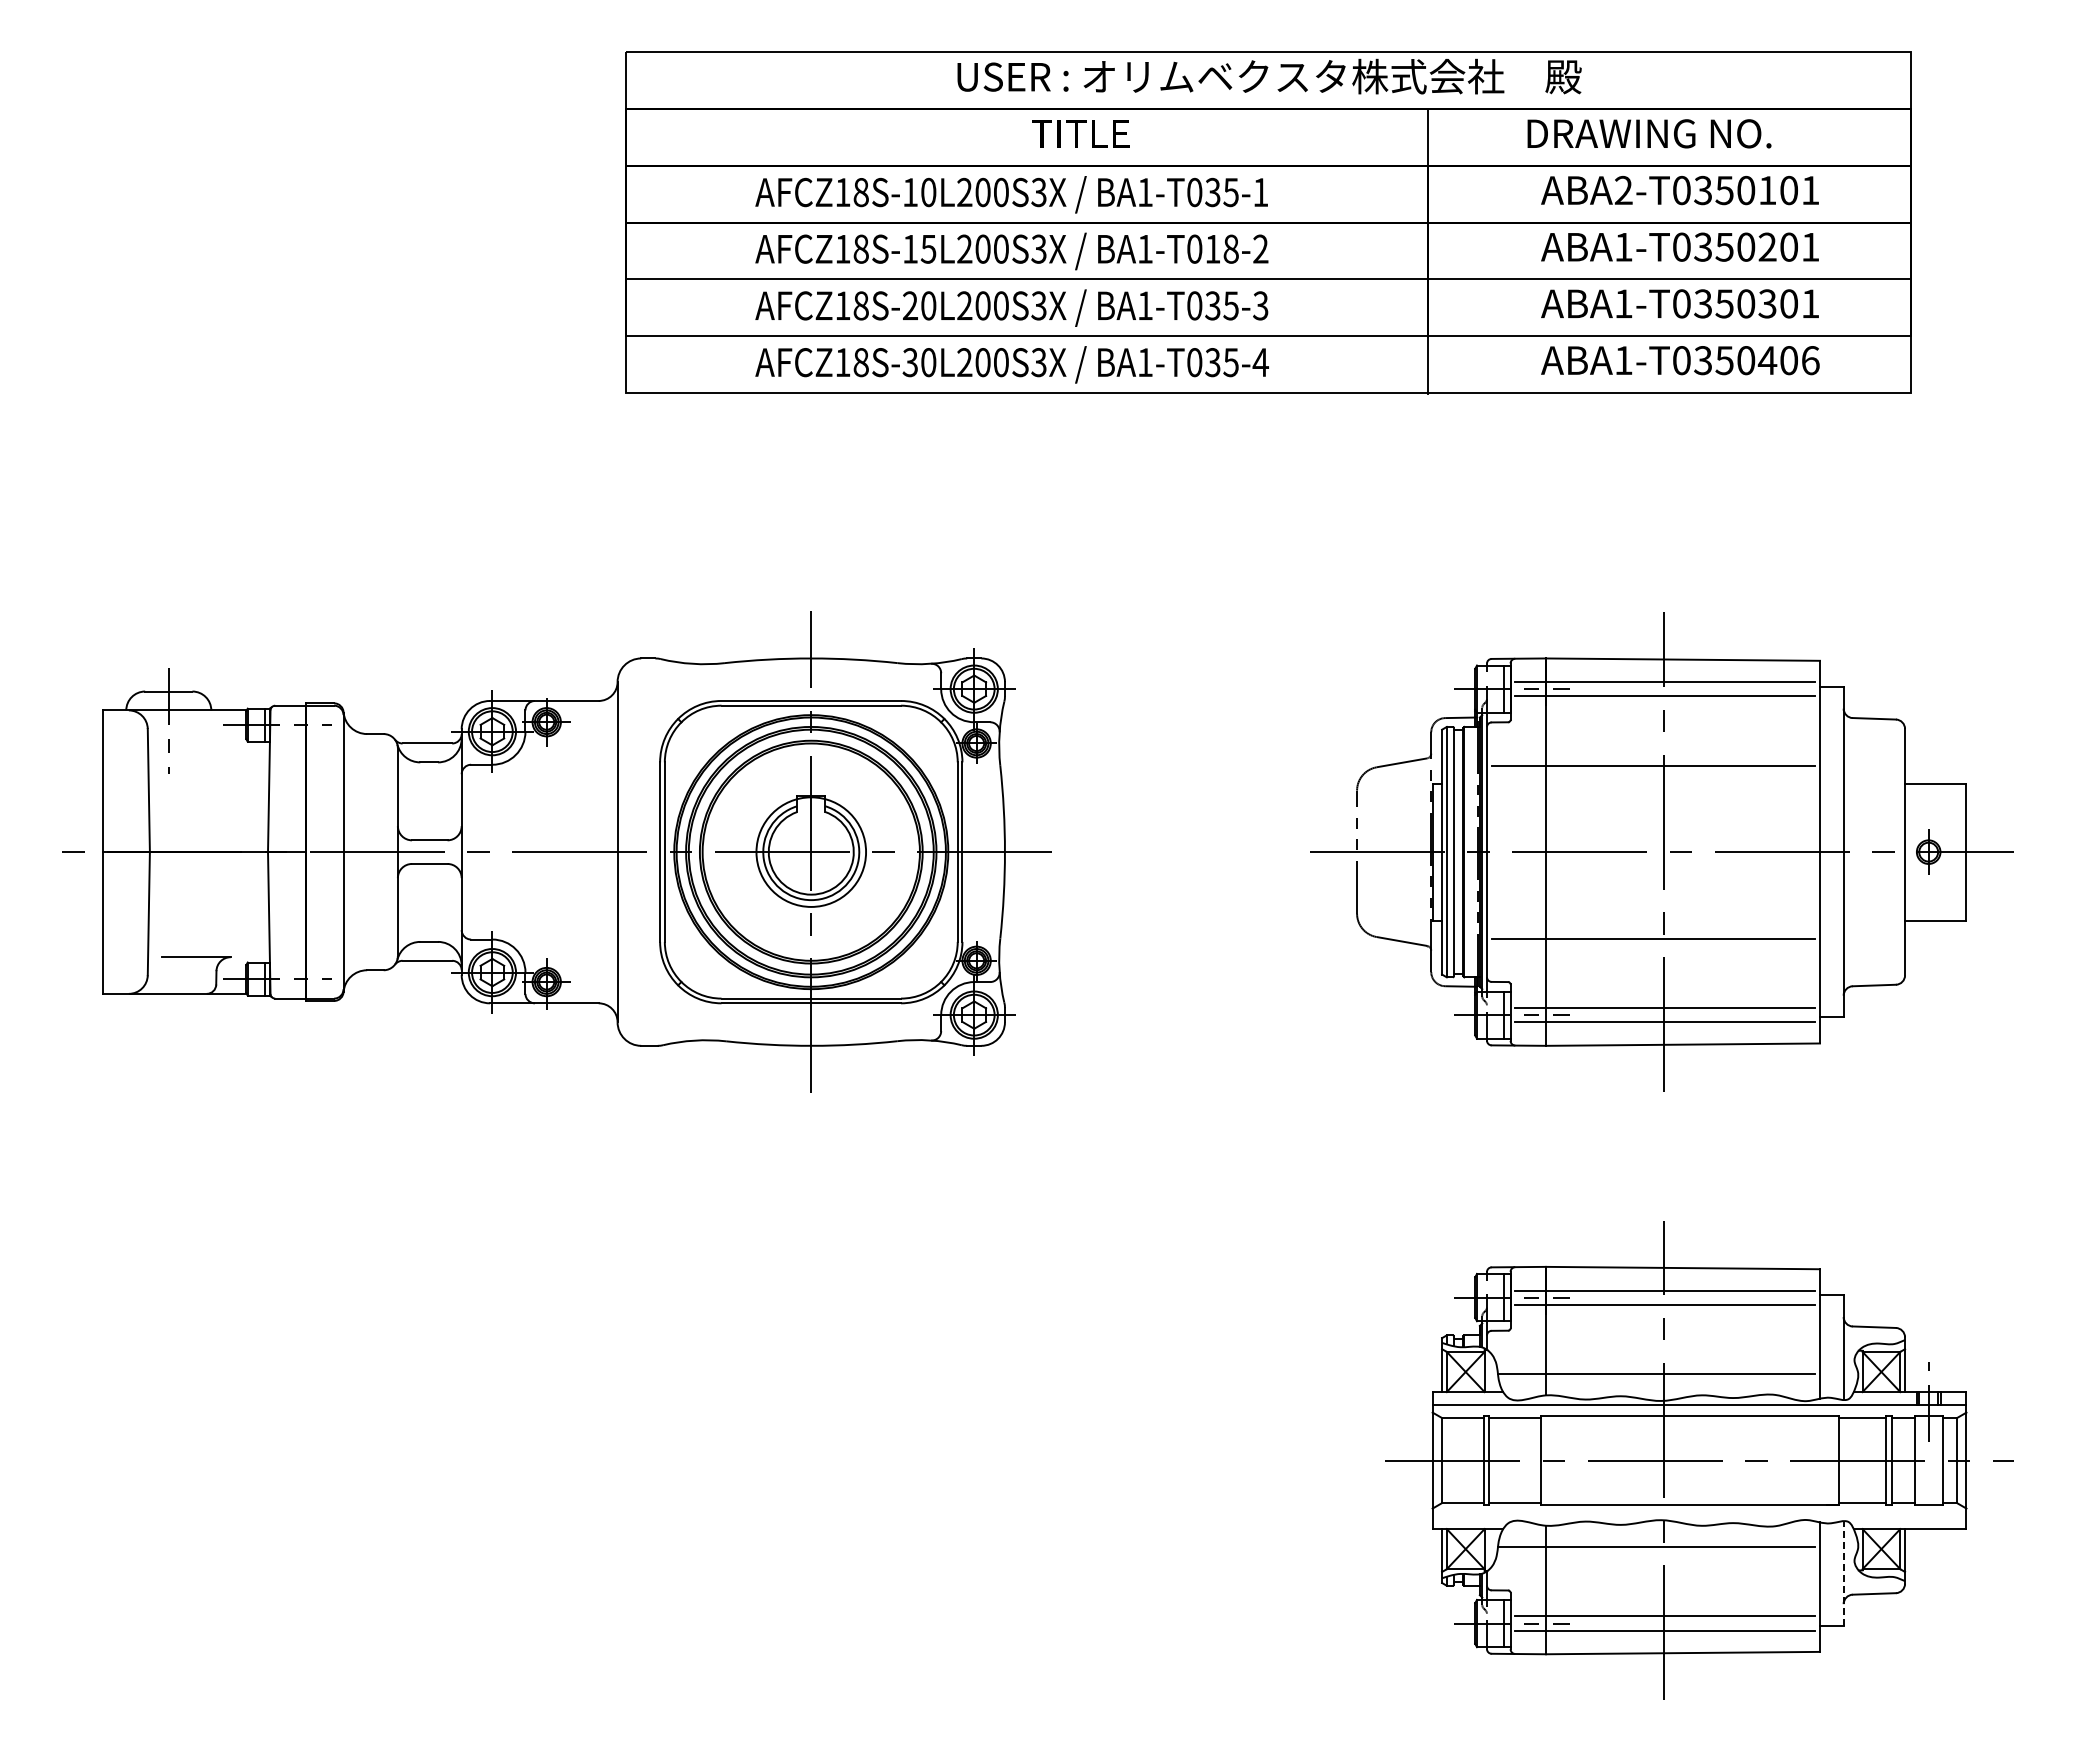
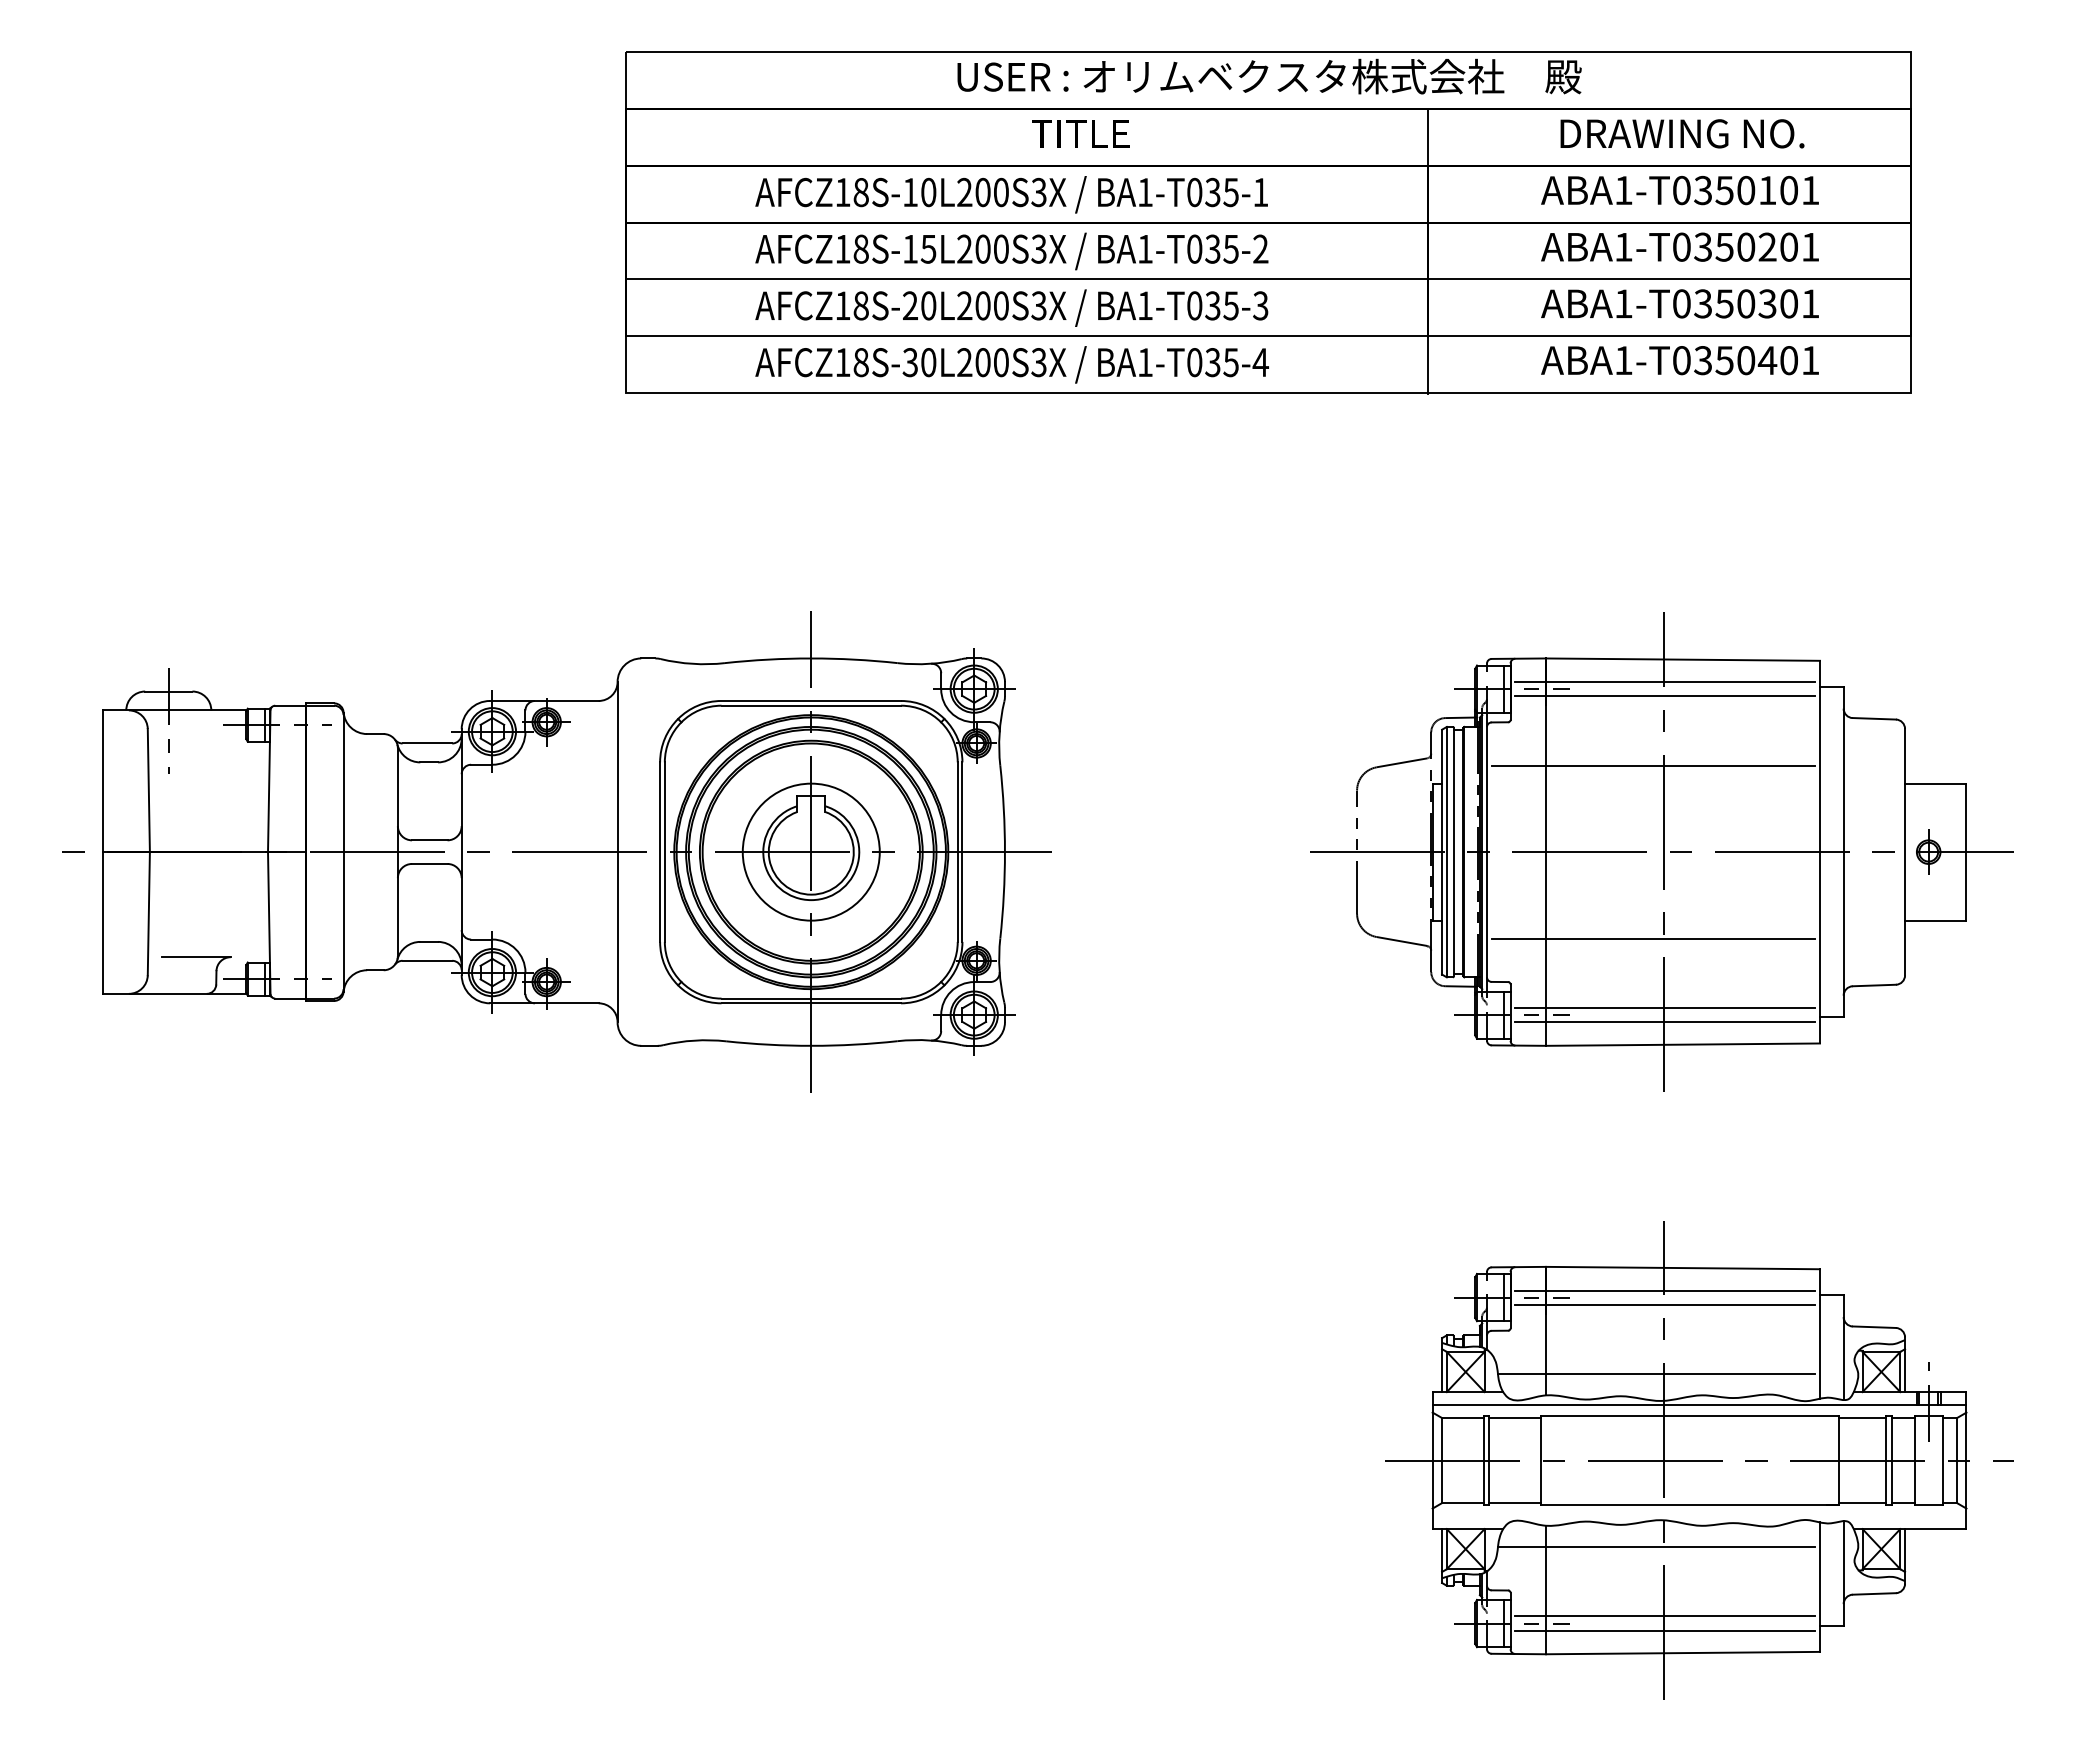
text position: (1649, 133) -> (1682, 133) (1682, 133)
text: ABA2-T0350101 -> ABA1-T0350101 (1623, 189)
text: BA1-T018-2 -> BA1-T035-2 (1221, 248)
text: ABA1-T0350406 -> ABA1-T0350401 (1810, 360)
circle diameter: 110 px -> 137 px (810, 851)
line: dashed -> solid (1843, 1573)
